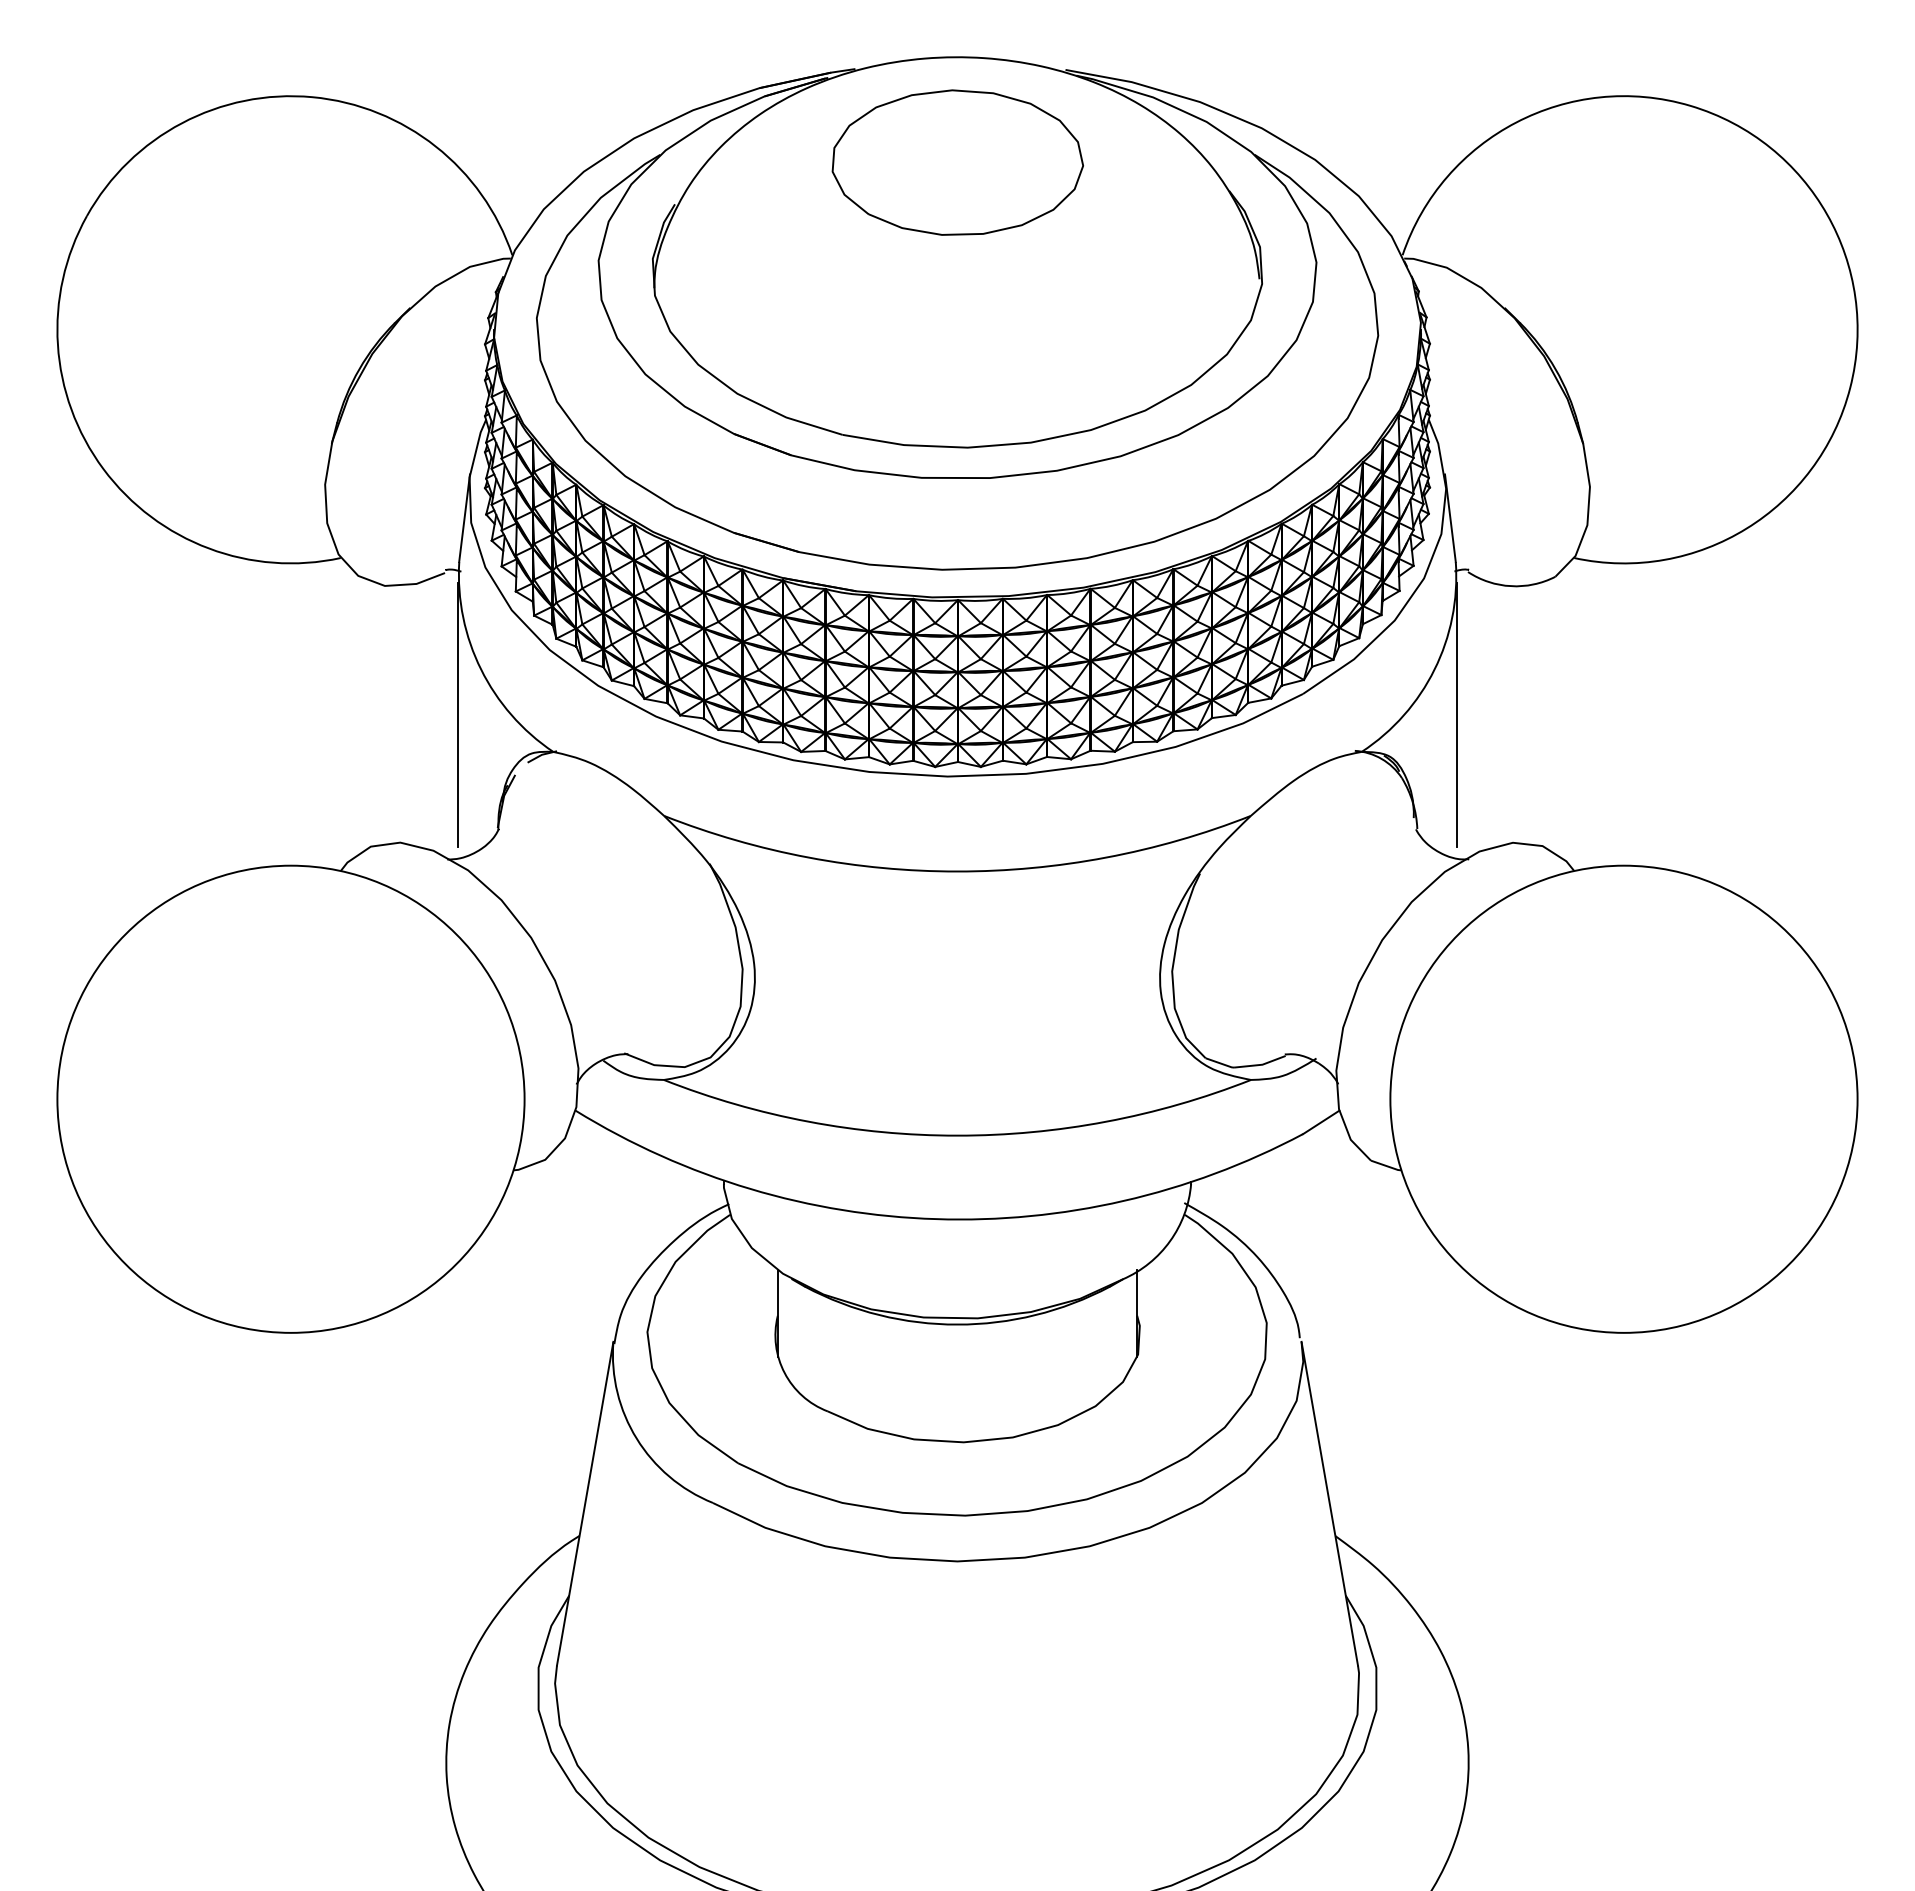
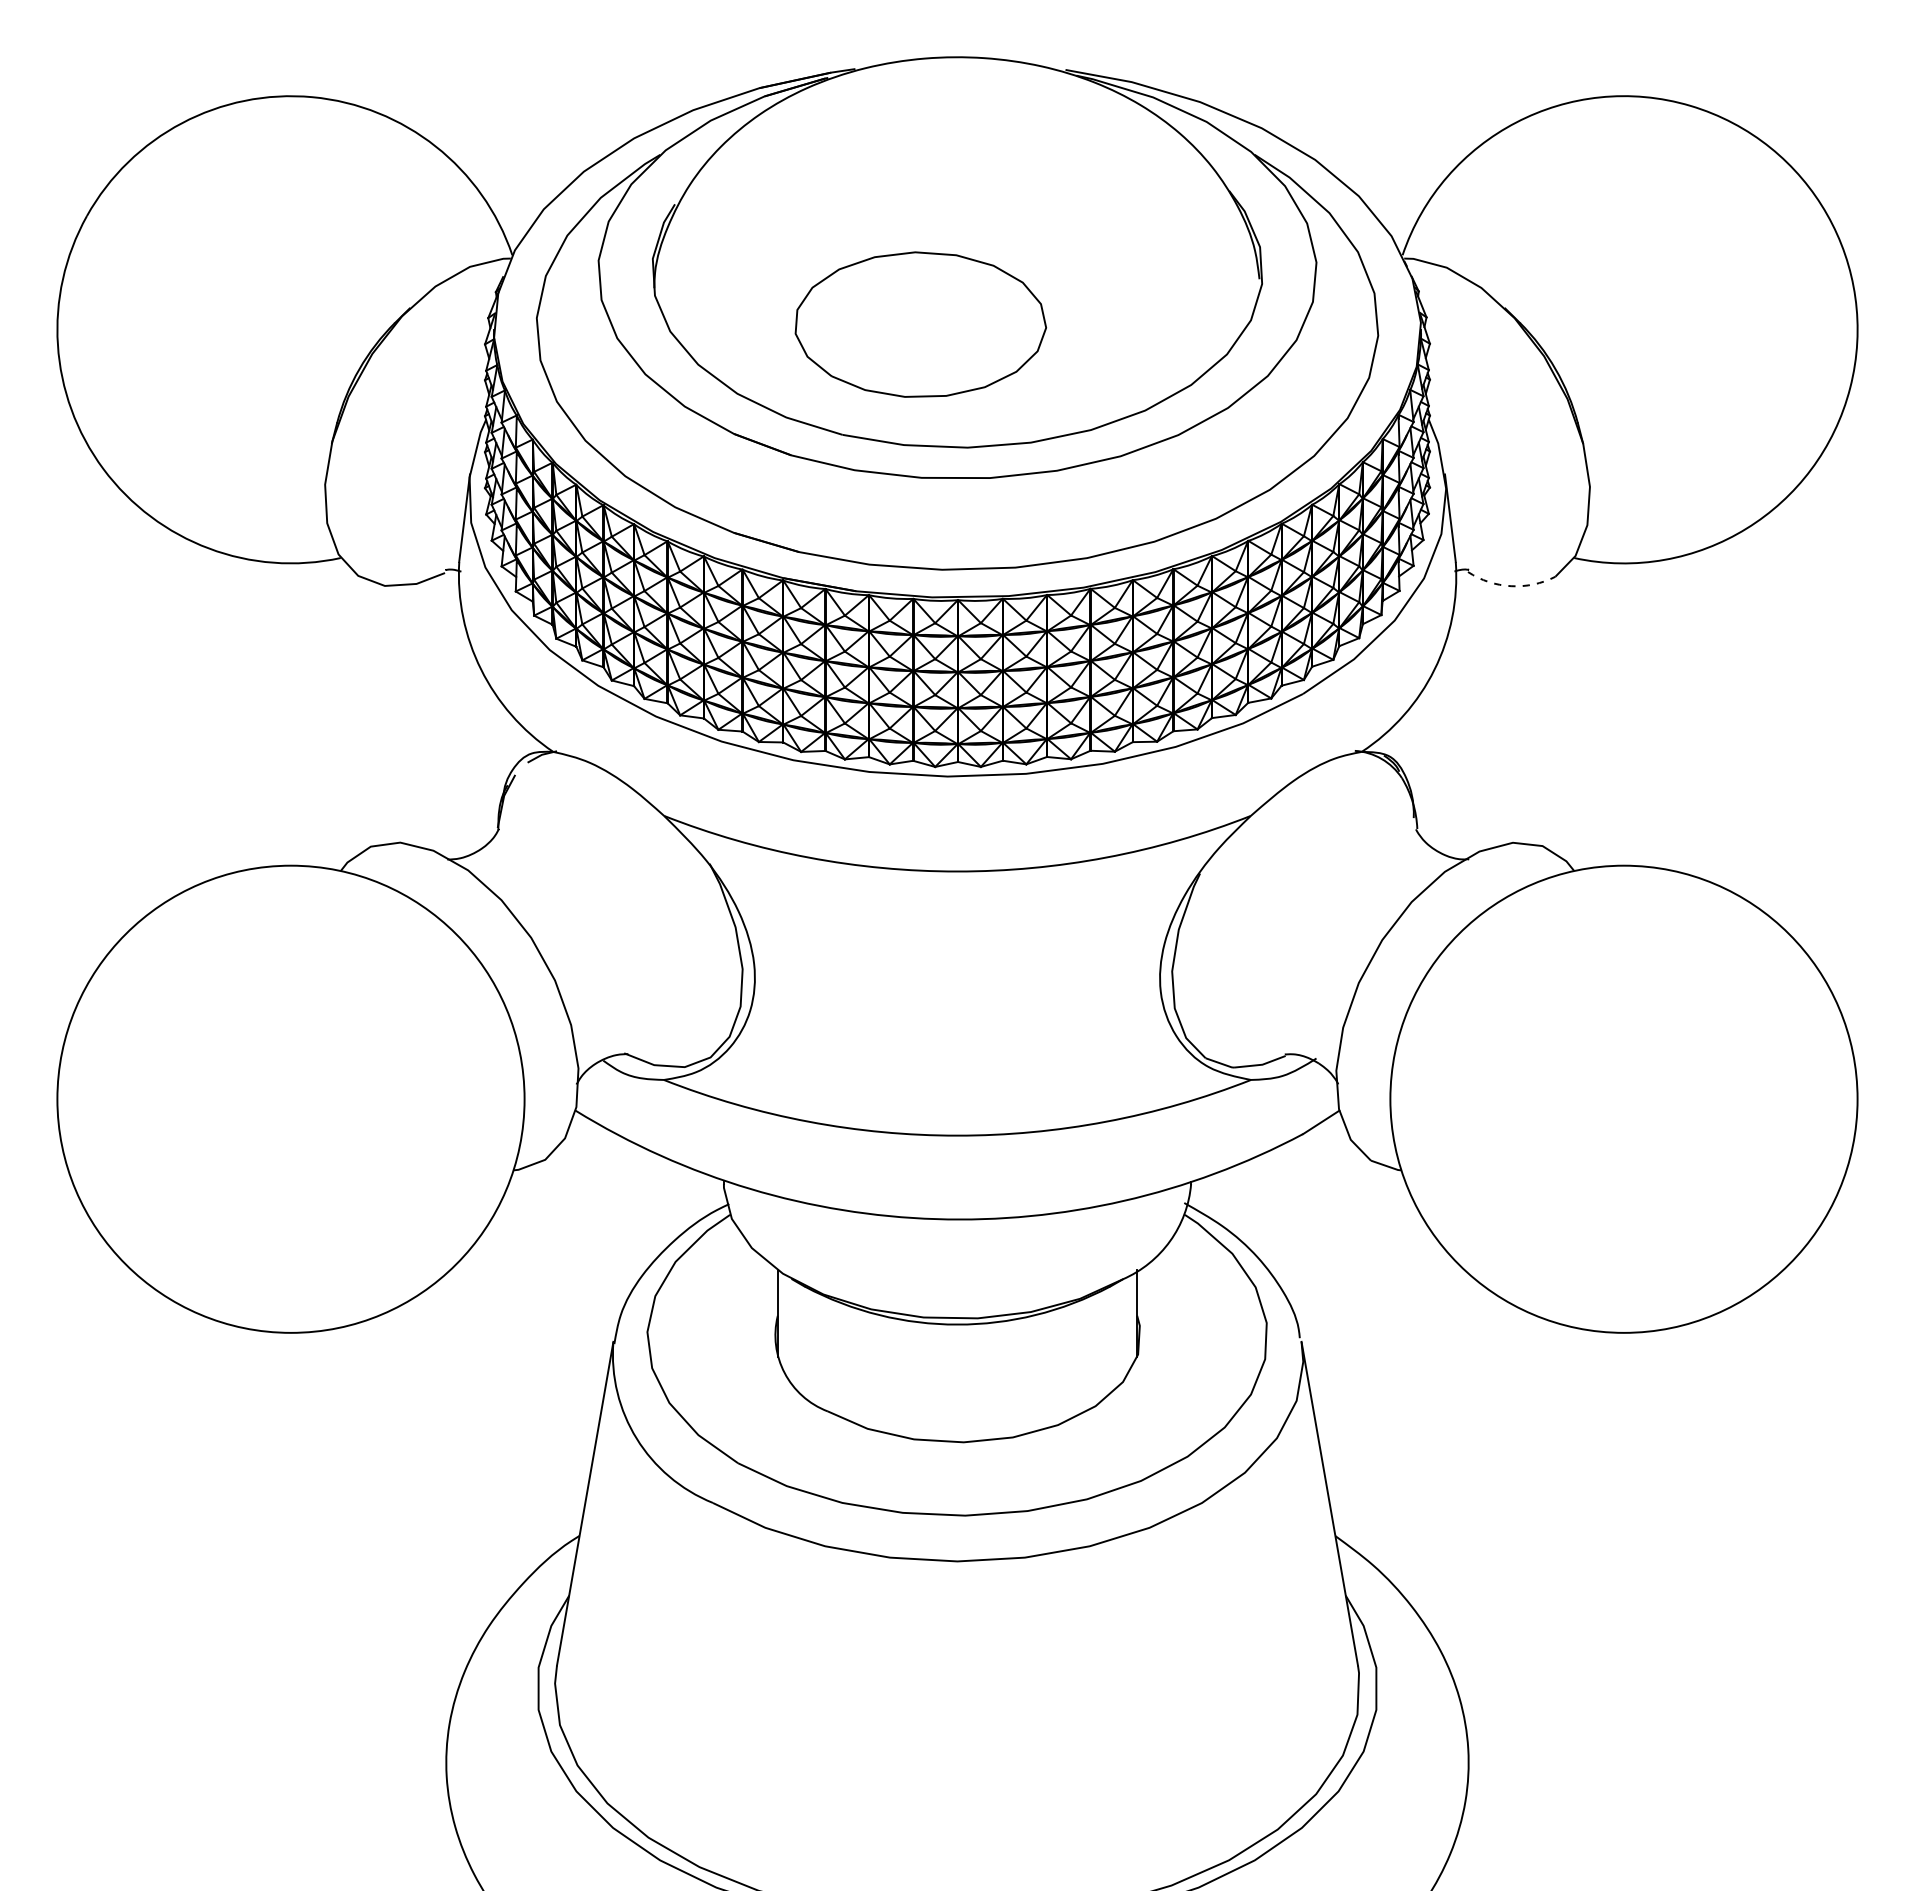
part position: (957, 162) -> (920, 324) (920, 324)
arc: solid -> dashed (1511, 586)
line: present -> none (457, 714)
line: present -> none (1457, 714)
